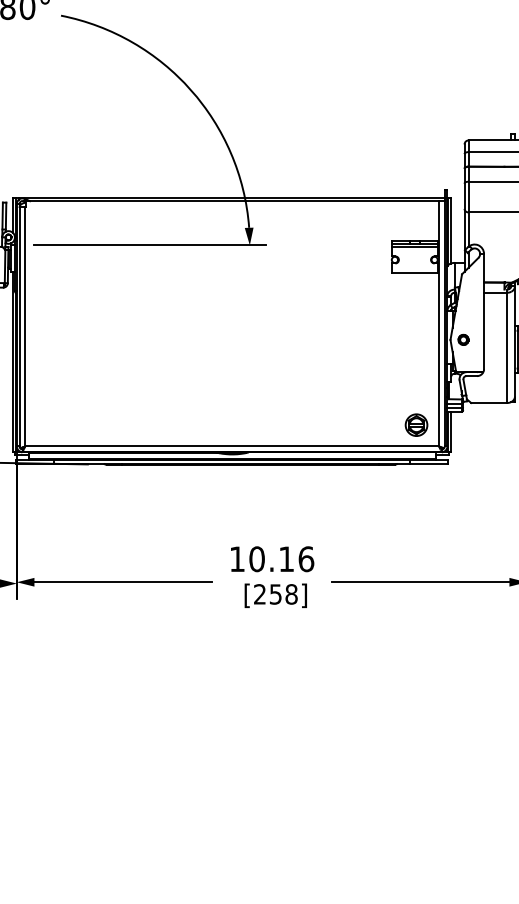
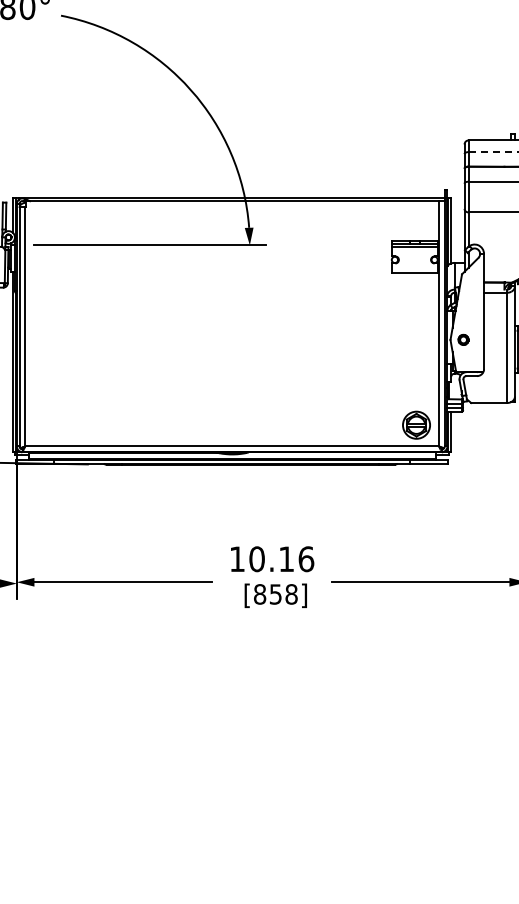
line: solid -> dashed (493, 152)
part size: 25x24 px -> 29x30 px (416, 424)
text: [258] -> [858] (260, 594)
